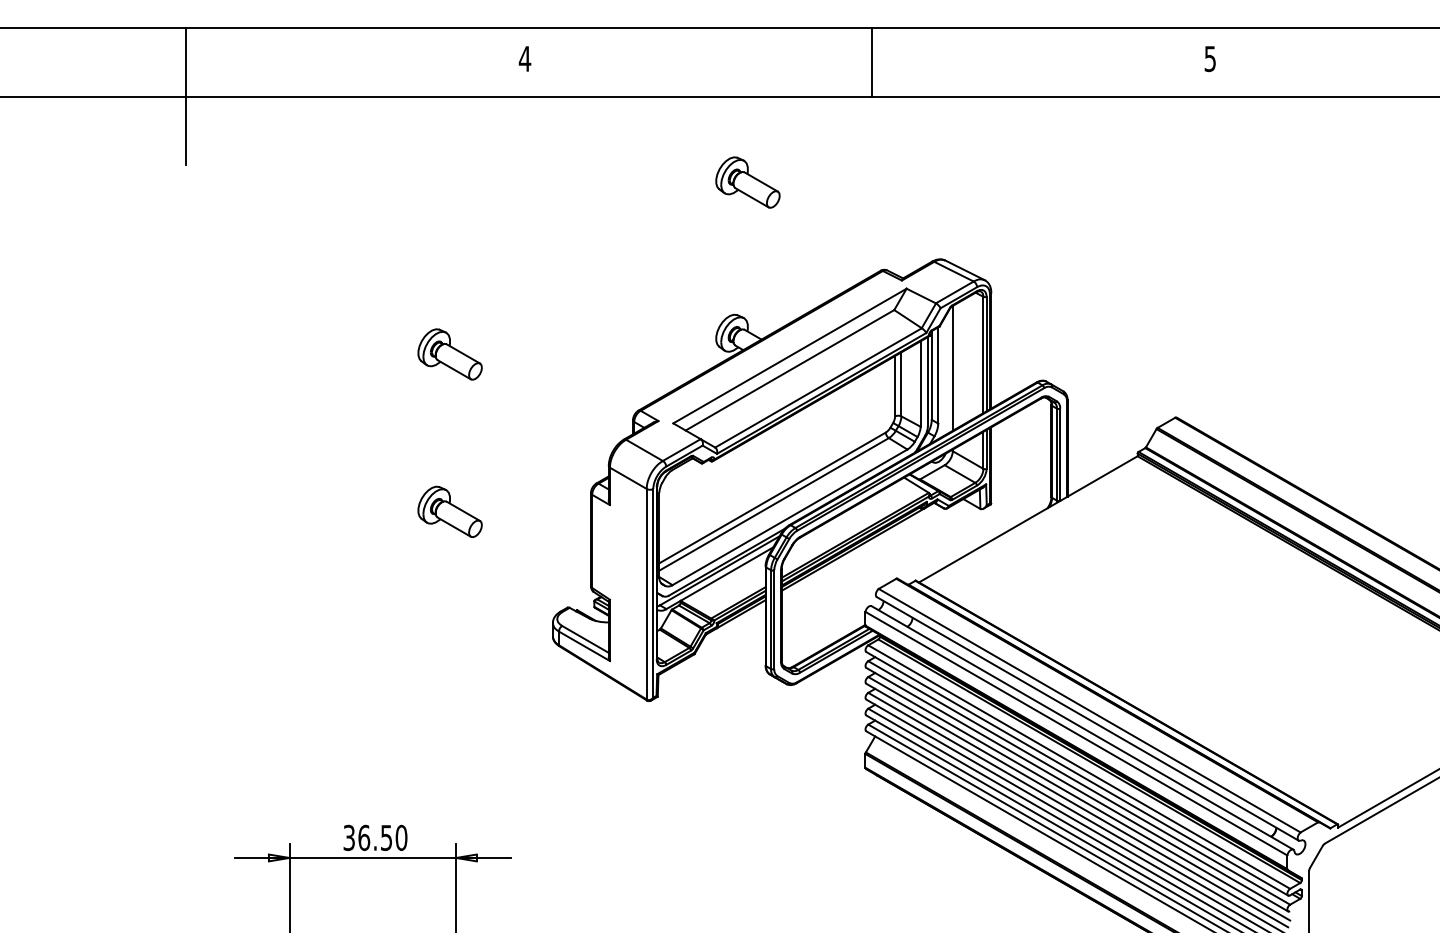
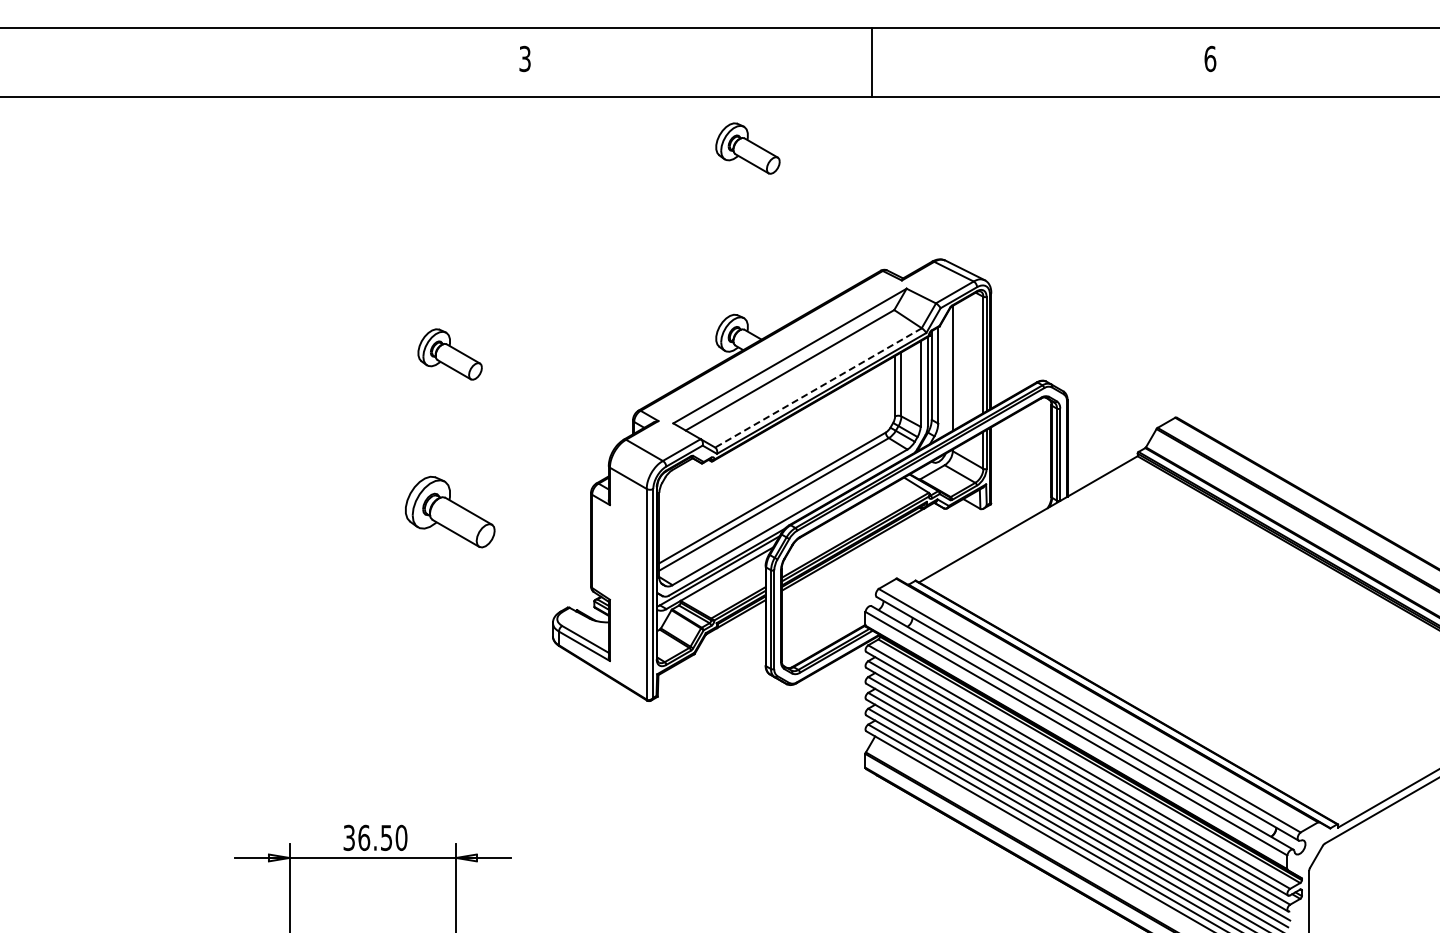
text: 4 -> 3 (524, 58)
text: 5 -> 6 (1210, 58)
line: present -> none (186, 96)
part position: (747, 182) -> (747, 148) (747, 148)
line: solid -> dashed (818, 388)
part size: 66x53 px -> 91x74 px (450, 511)
